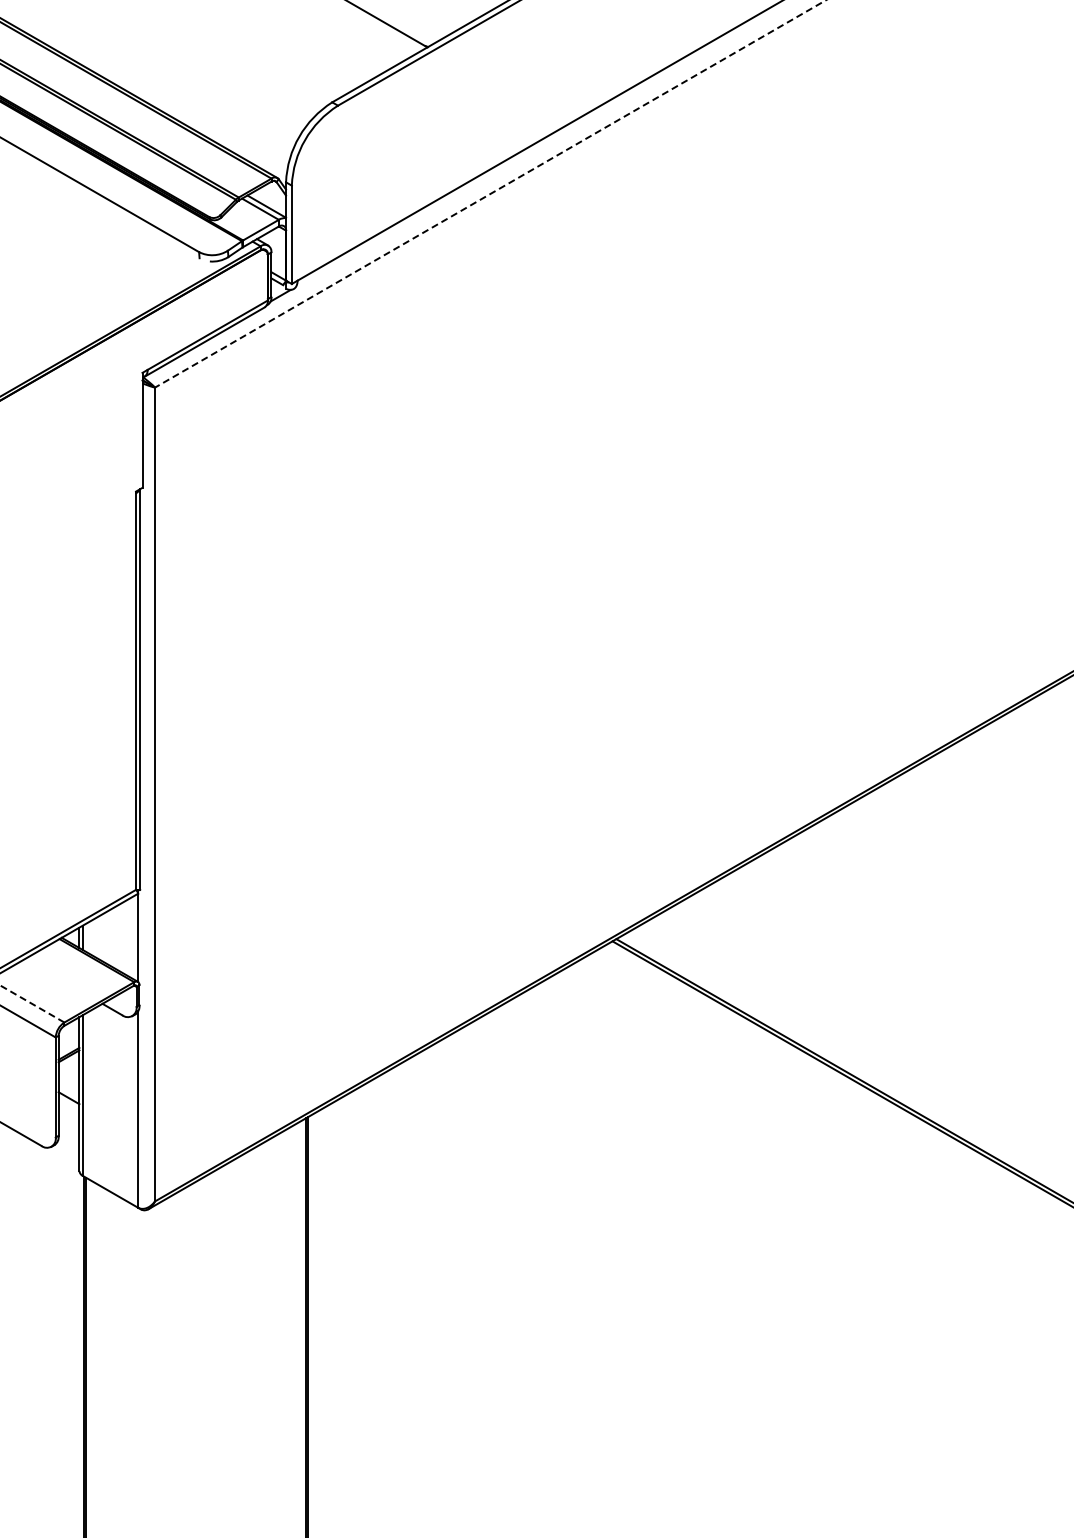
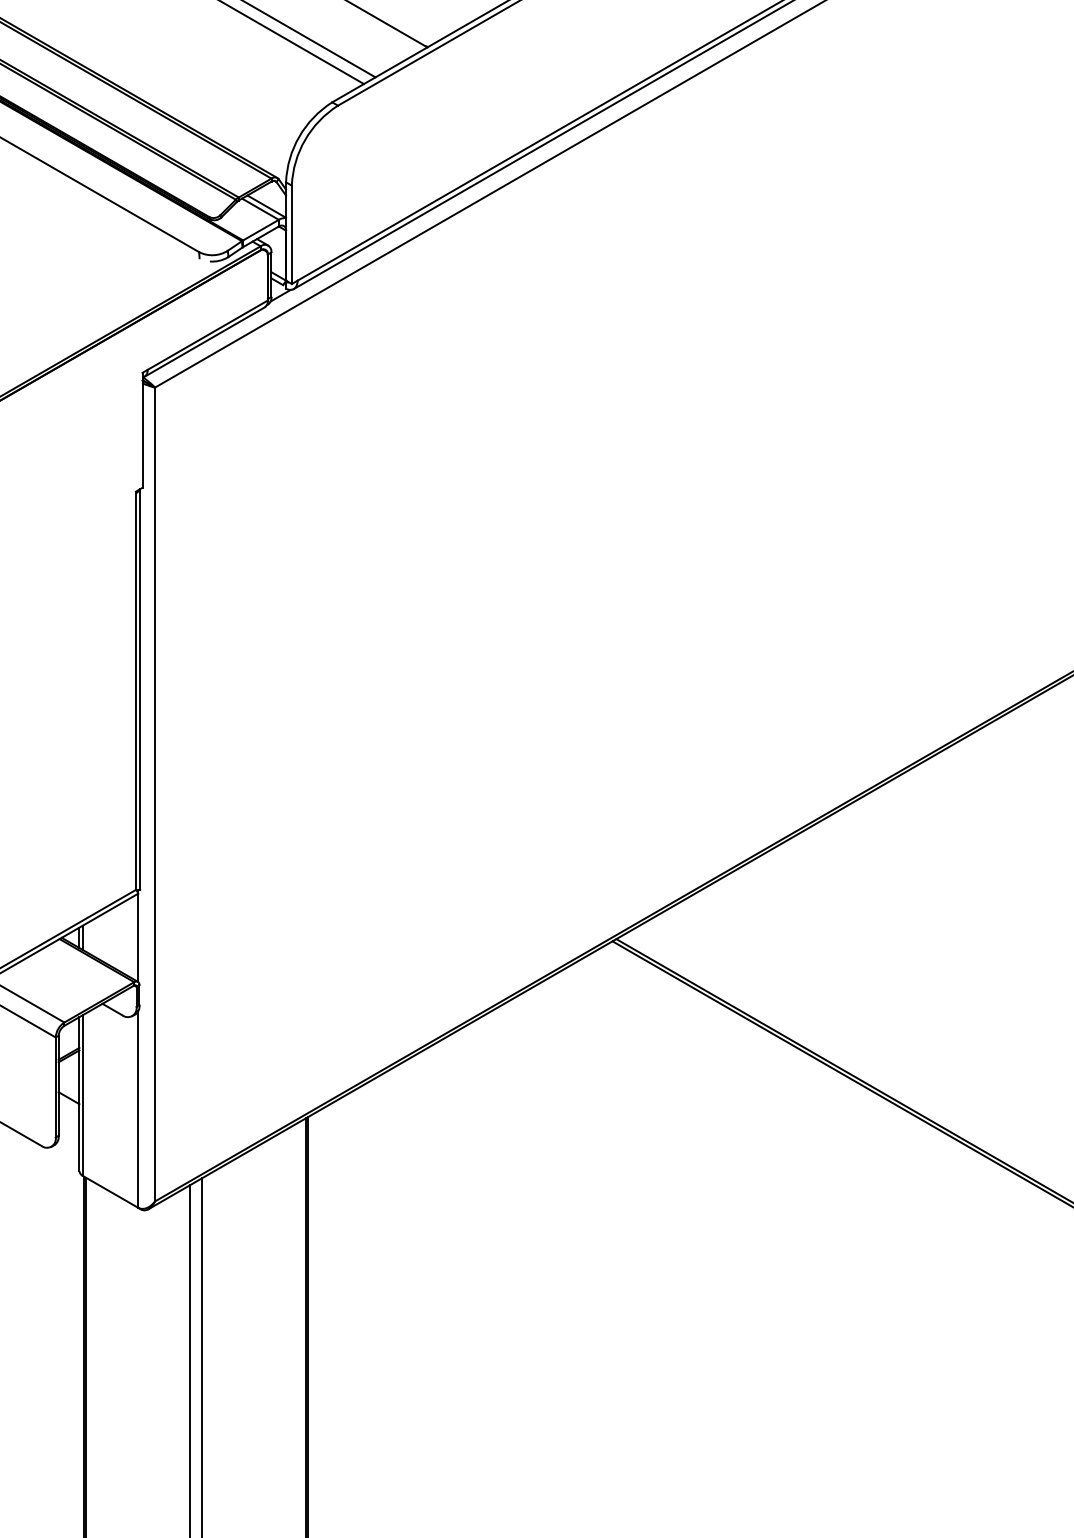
line: none -> present (310, 39)
line: none -> present (292, 43)
line: none -> present (541, 145)
line: dashed -> solid (490, 194)
line: dashed -> solid (31, 1003)
line: none -> present (201, 1356)
line: none -> present (190, 1359)
